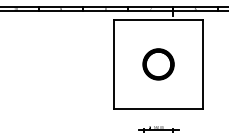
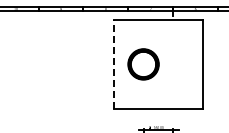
line: solid -> dashed (113, 64)
part position: (158, 64) -> (143, 64) (143, 64)
